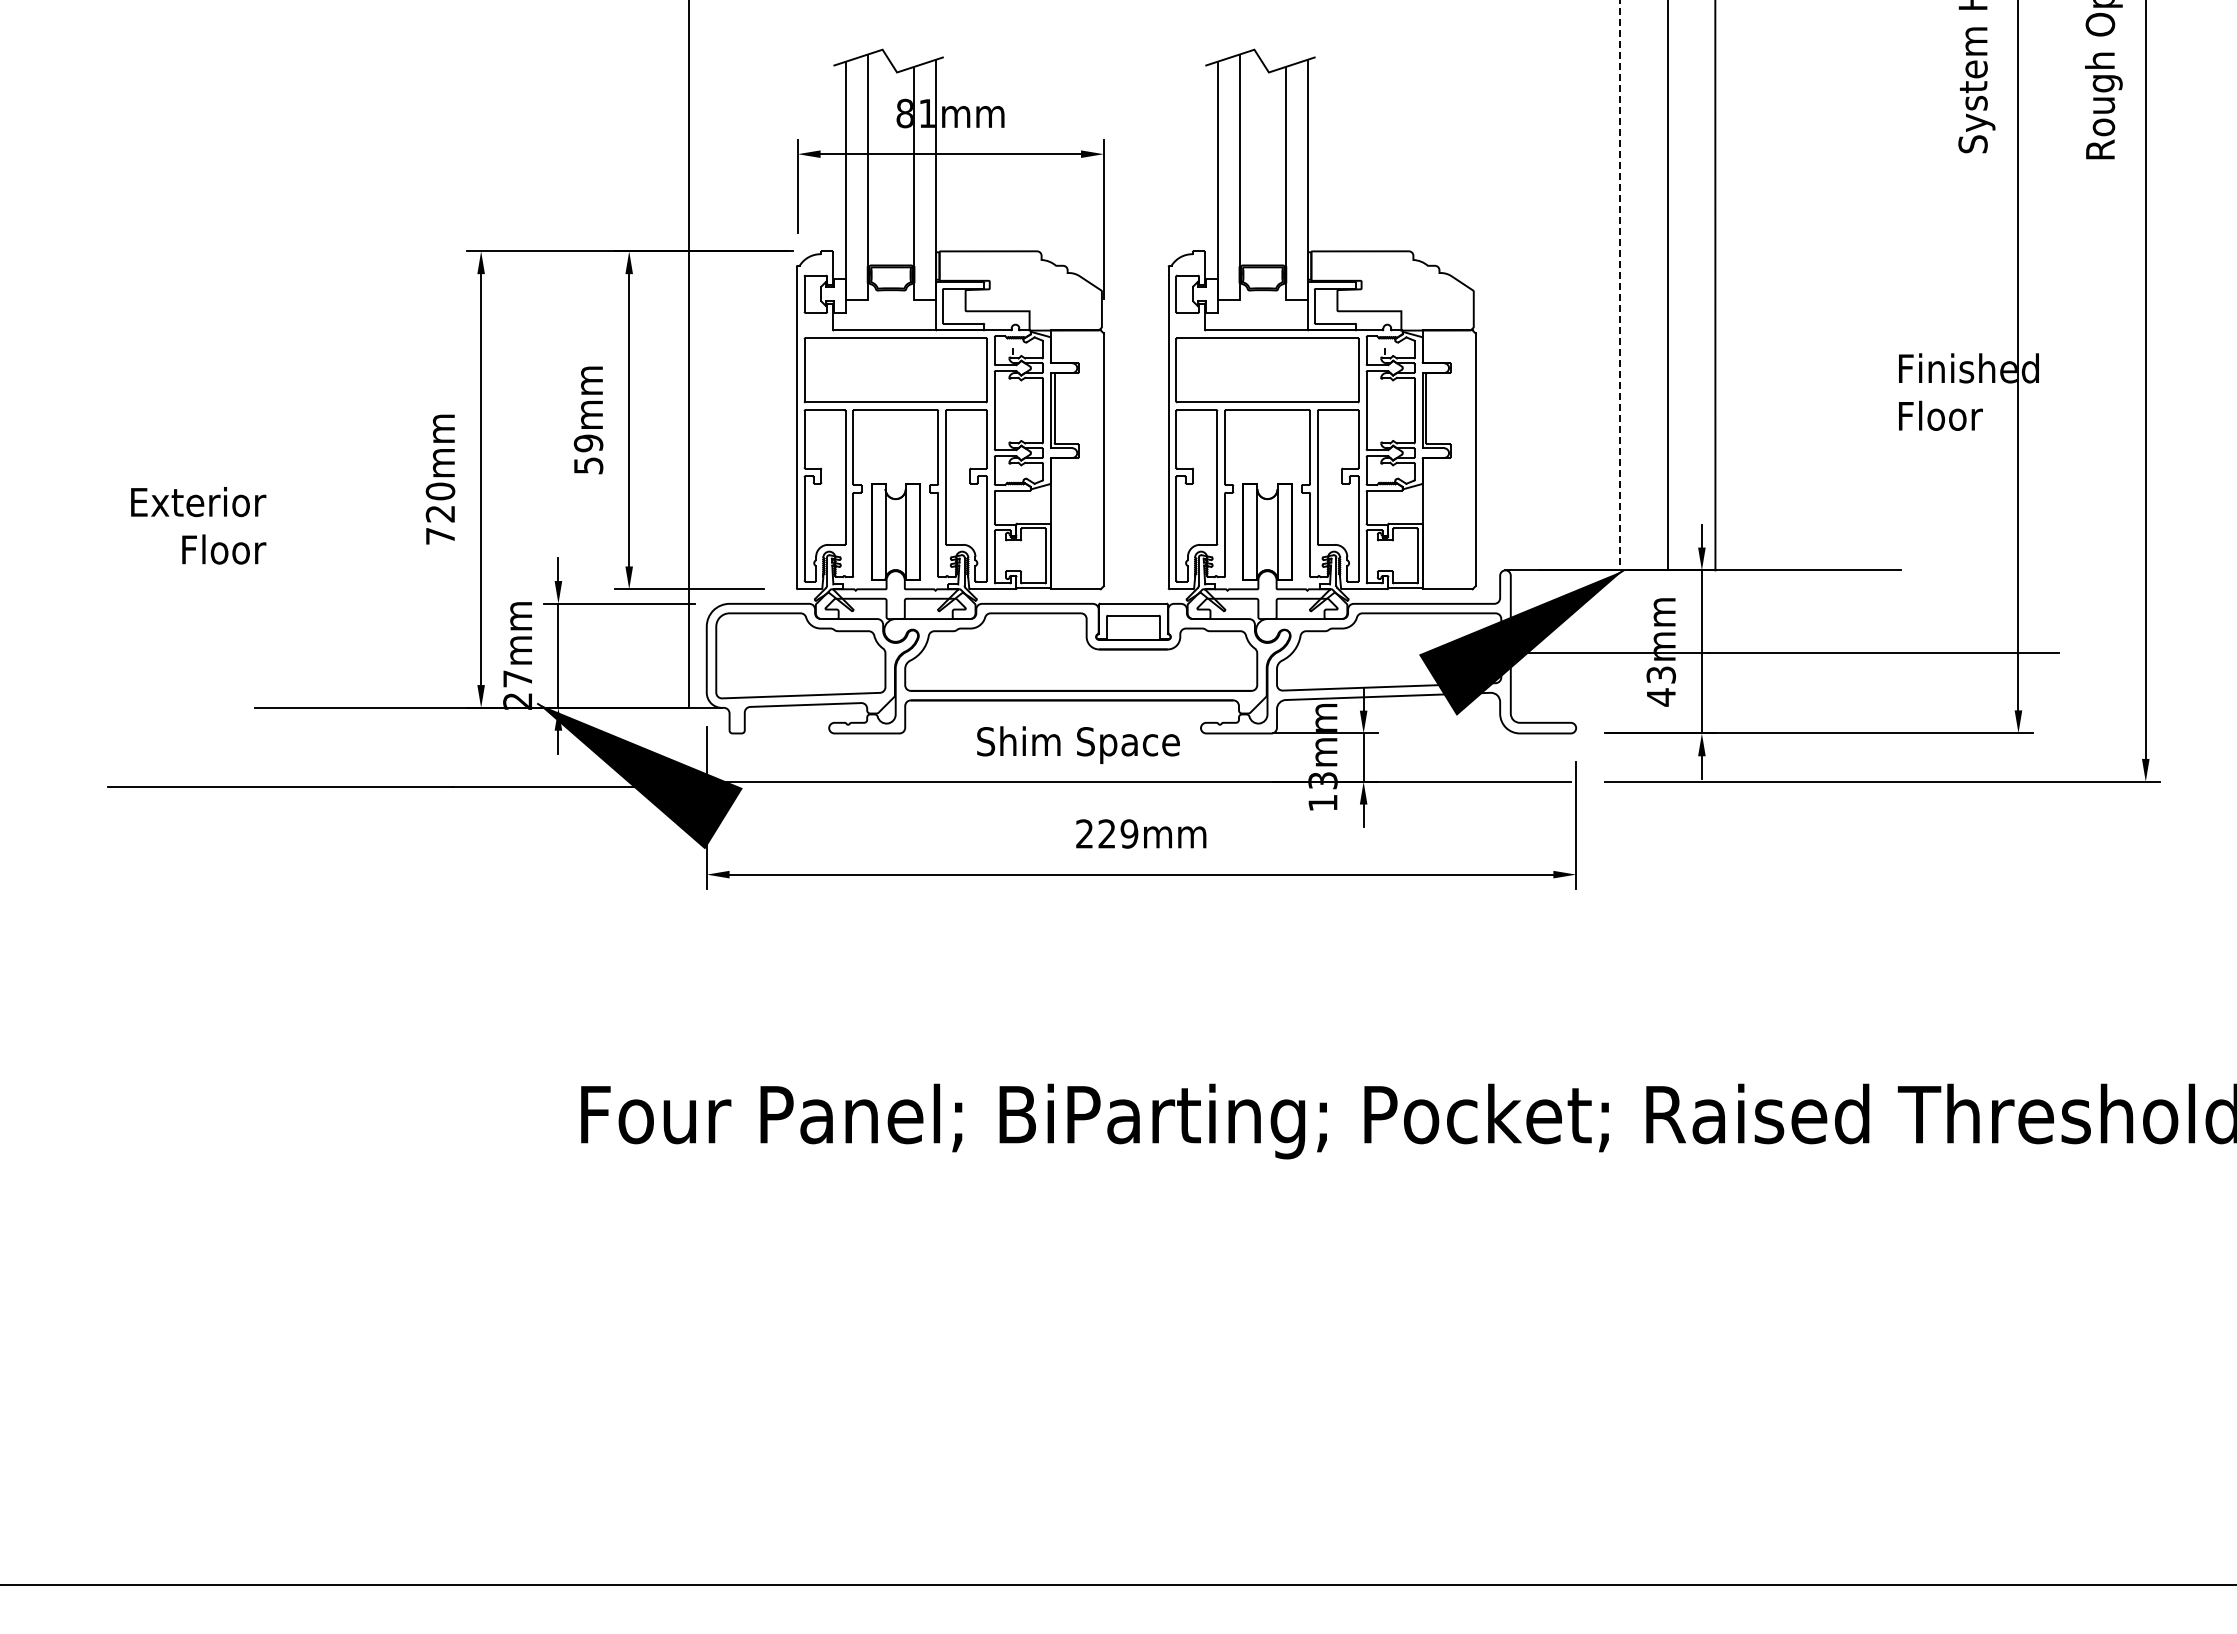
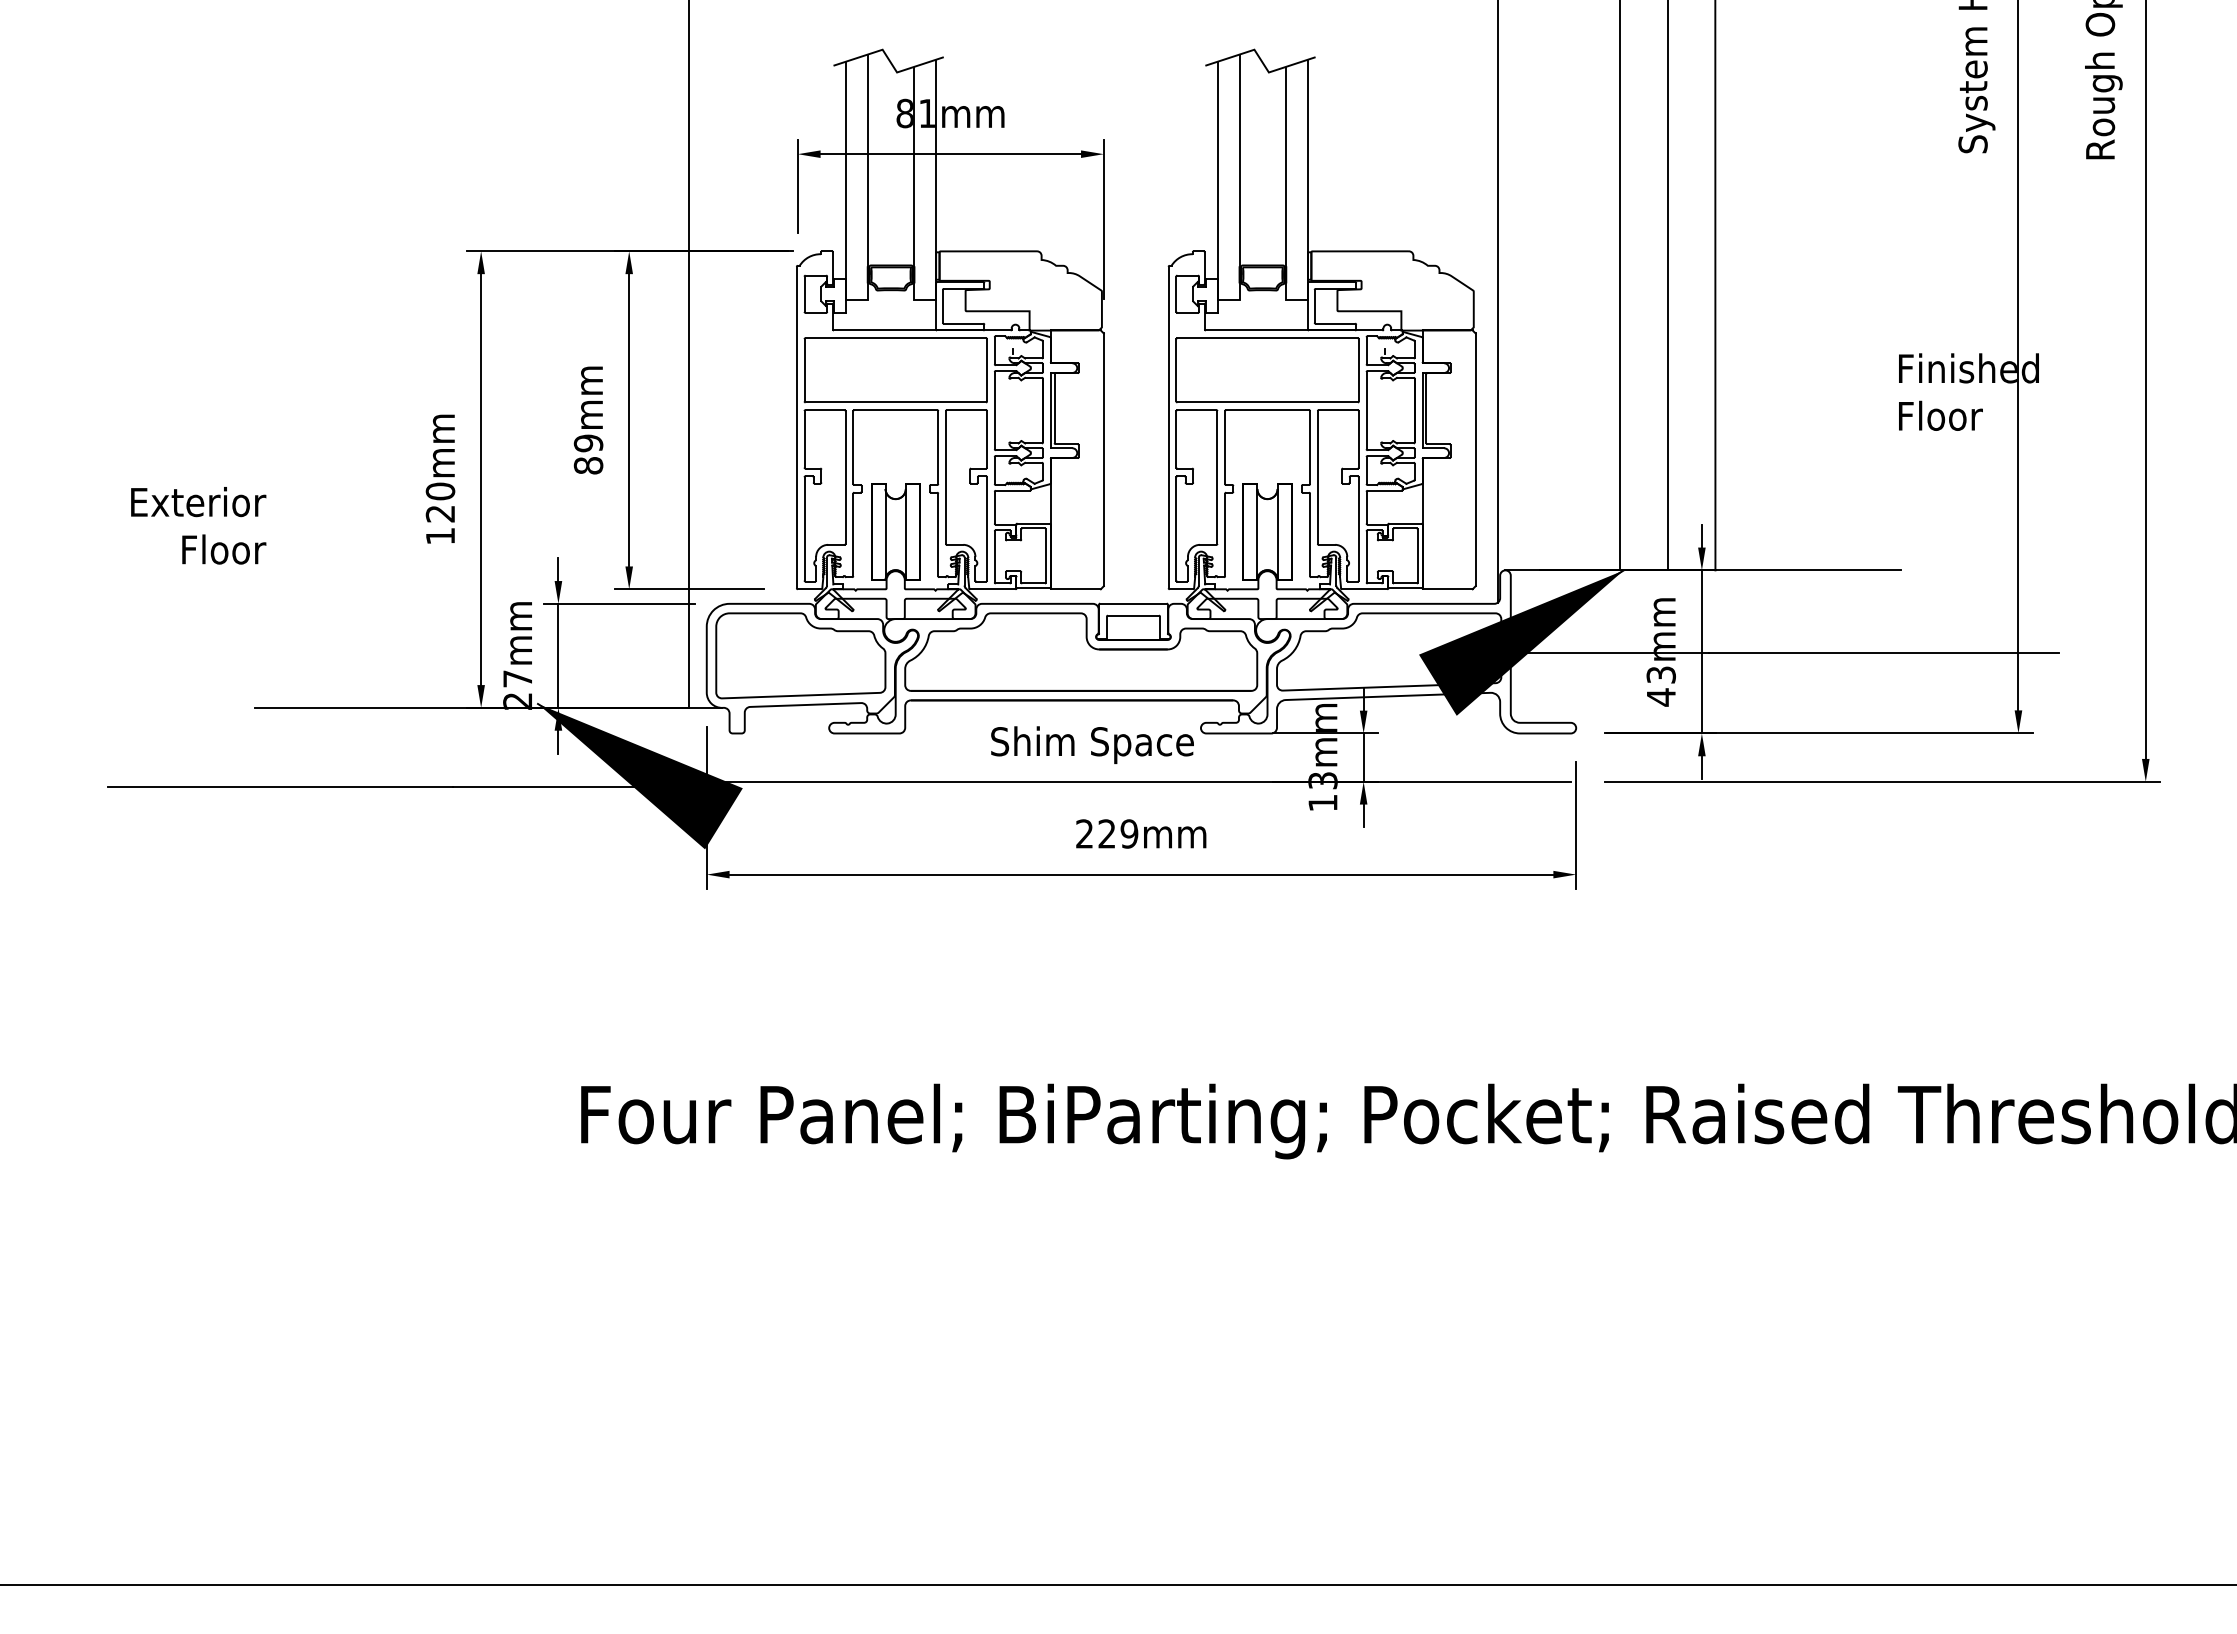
line: dashed -> solid (1619, 285)
line: none -> present (1497, 302)
text: 59mm -> 89mm (588, 465)
text: 720mm -> 120mm (440, 536)
text position: (1078, 744) -> (1092, 744) (1092, 744)
